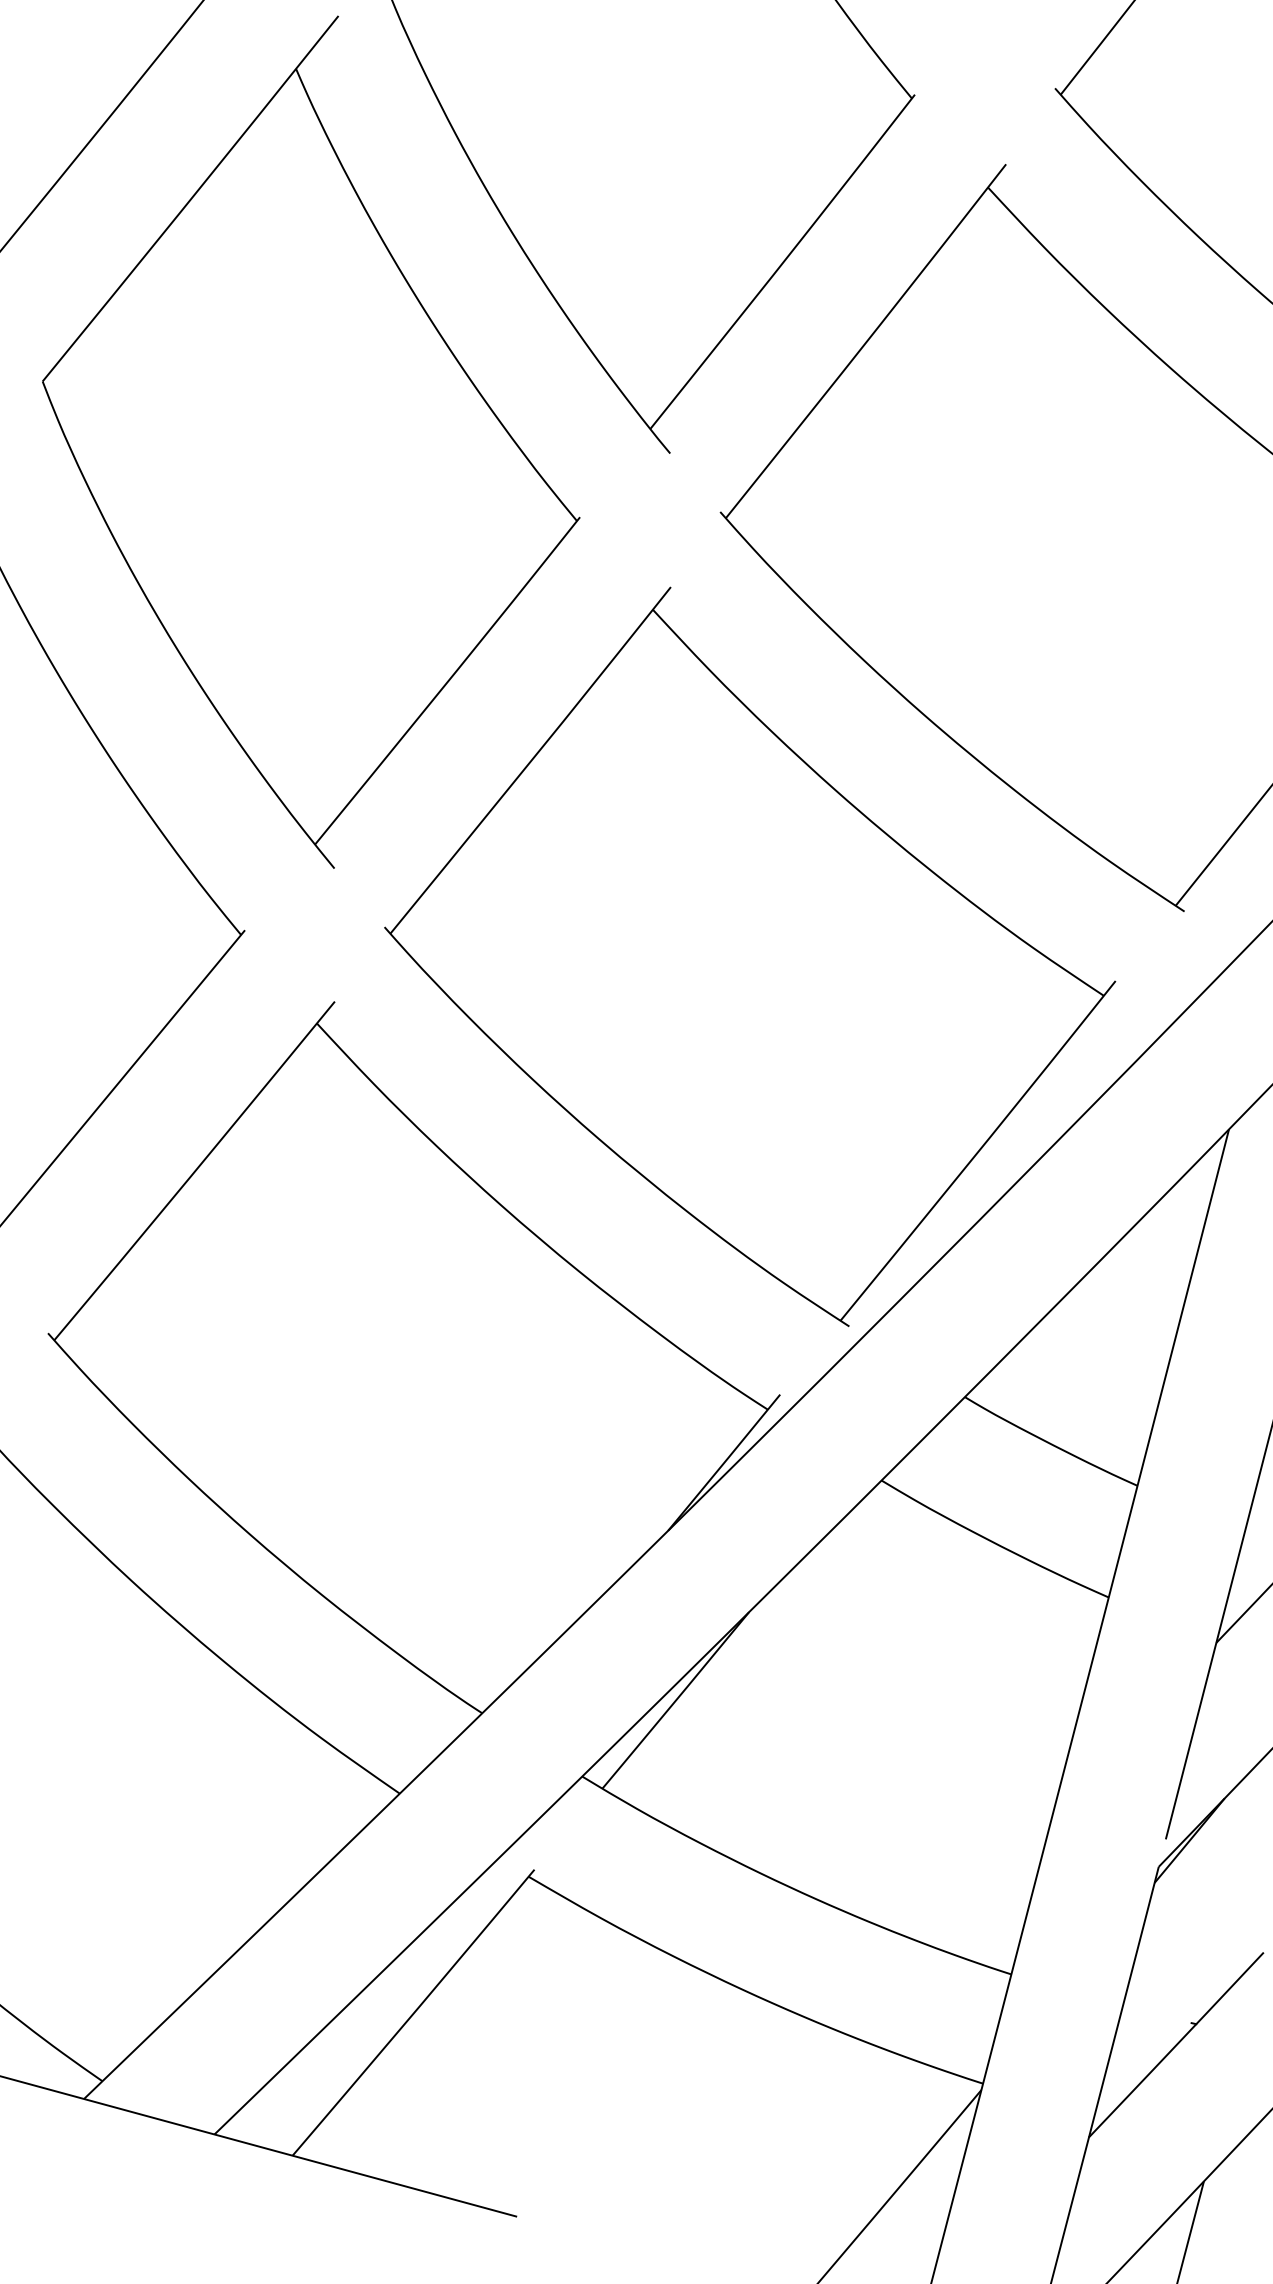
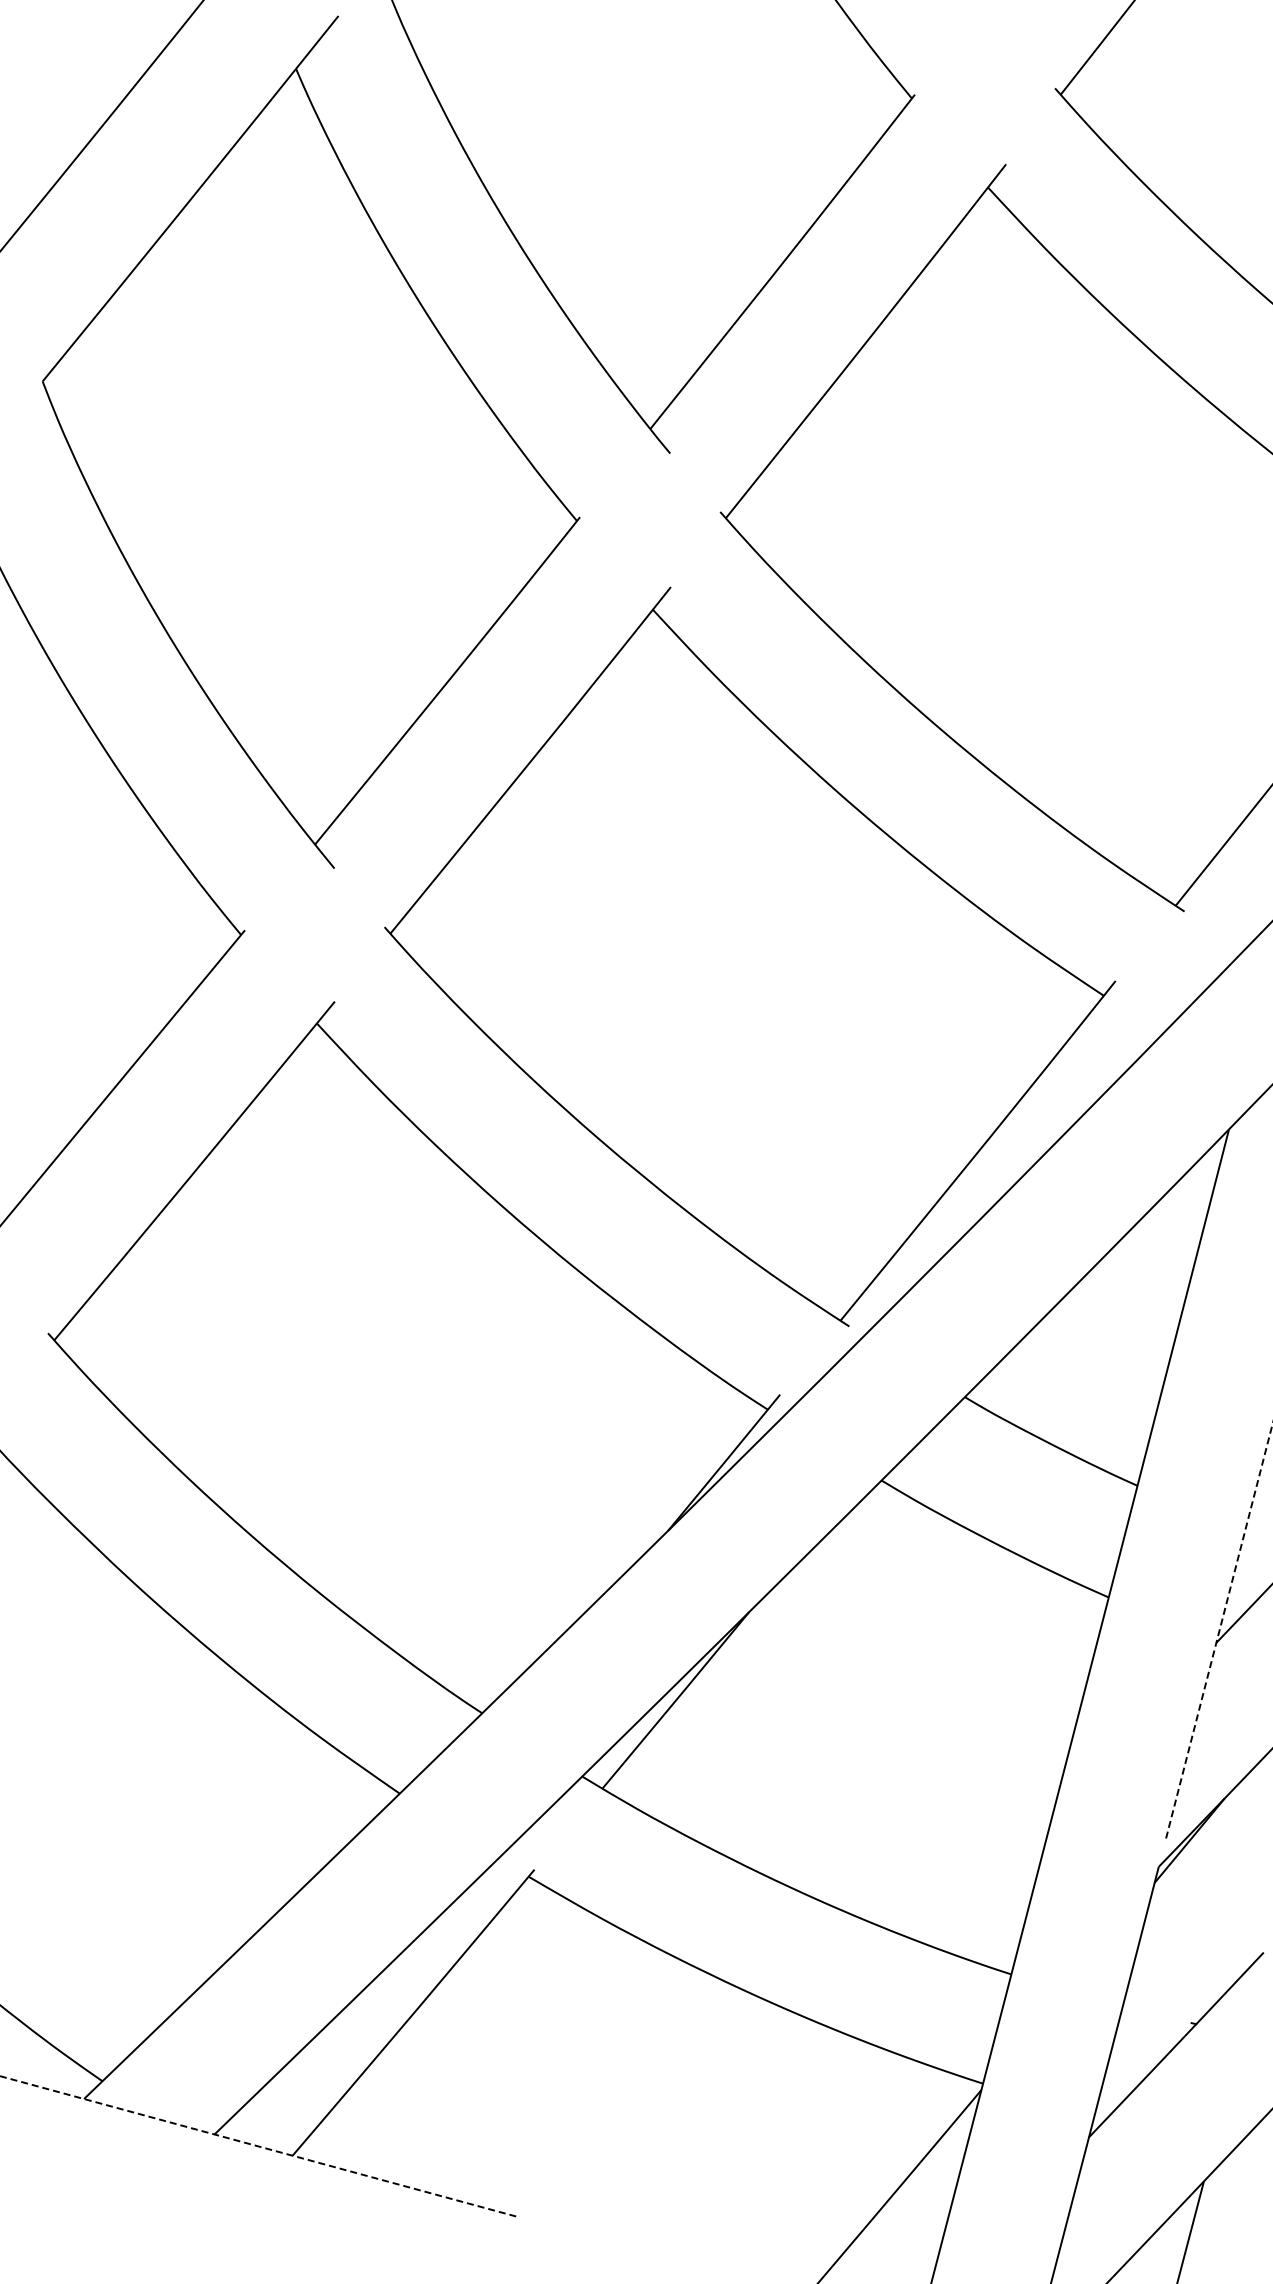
line: solid -> dashed (1219, 1630)
line: solid -> dashed (258, 2146)
